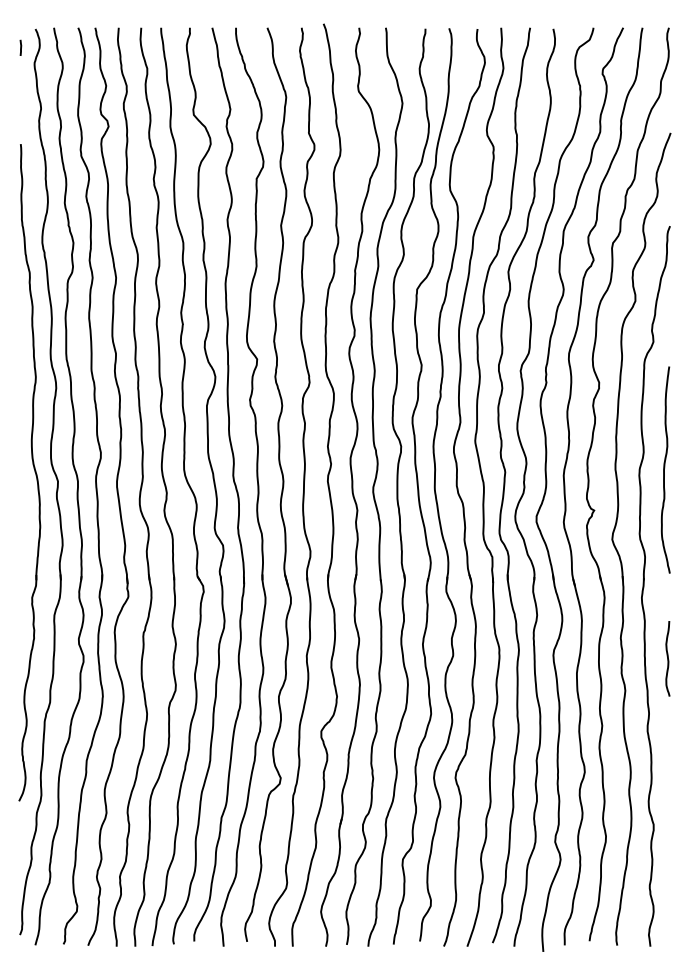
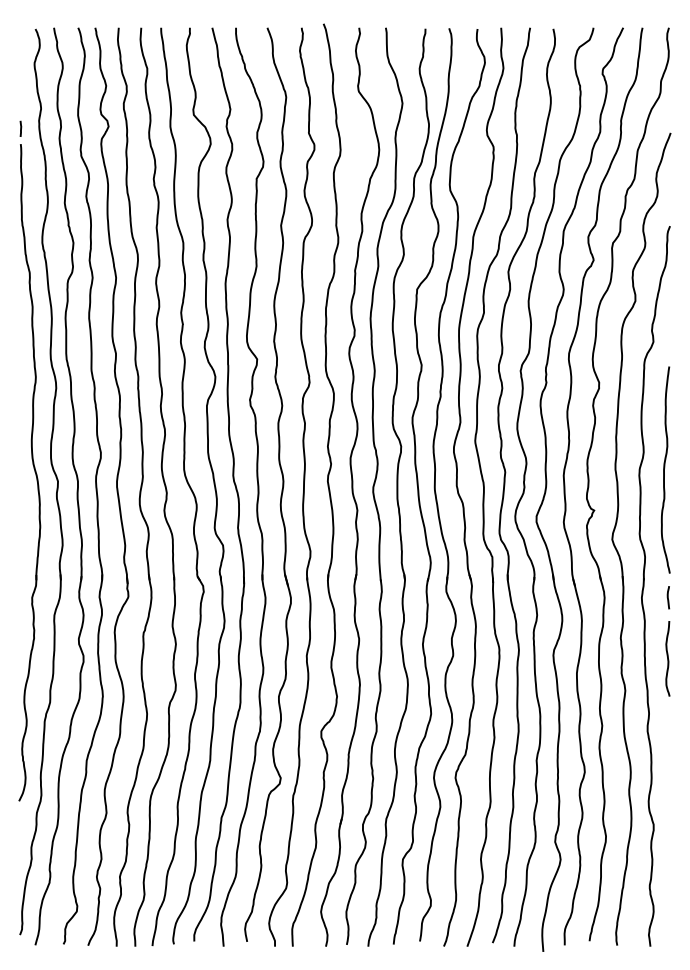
line position: (20, 47) -> (20, 128) (20, 128)
curve: none -> present (668, 597)
